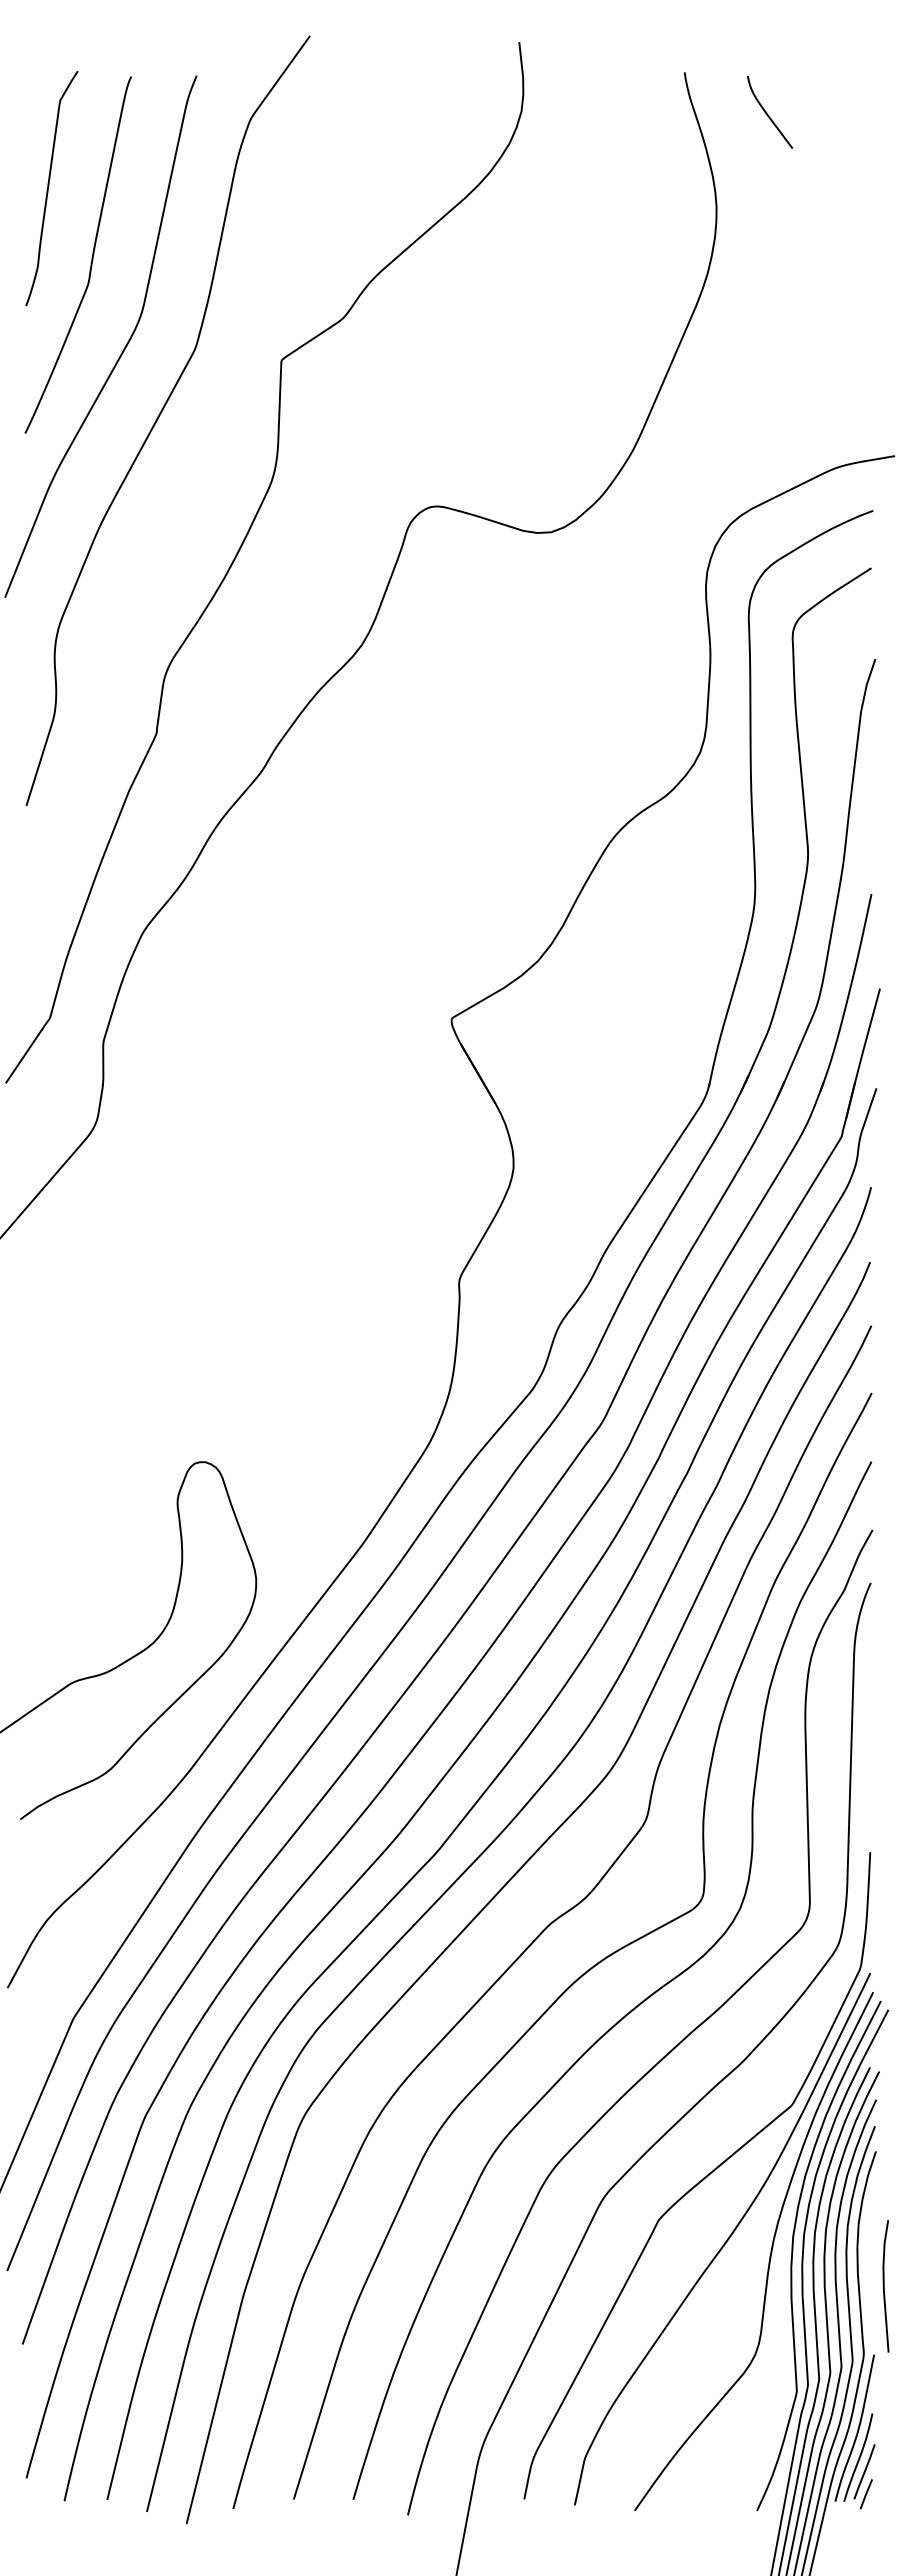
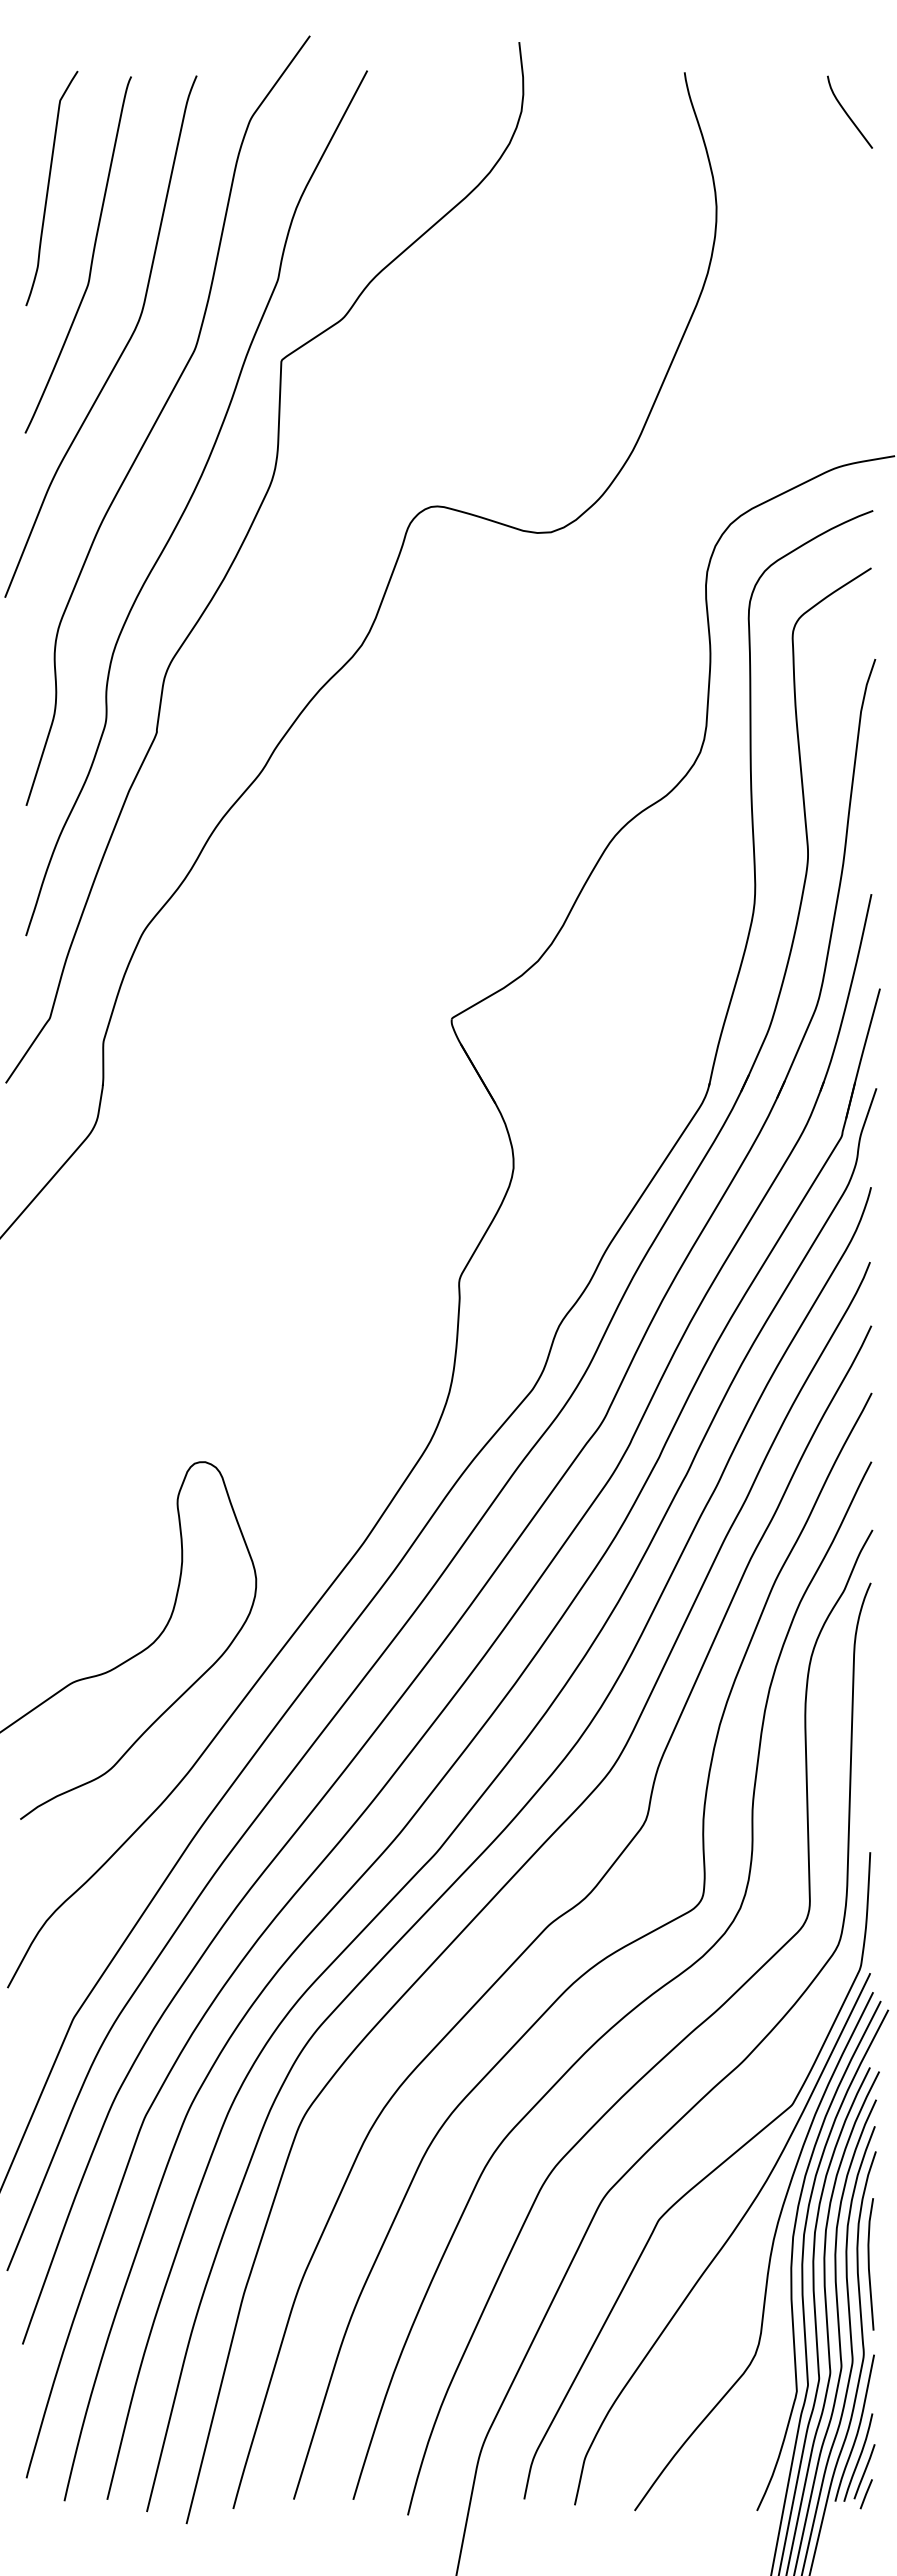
curve position: (767, 113) -> (847, 113) (847, 113)
curve: none -> present (190, 501)
line position: (884, 2286) -> (869, 2264) (869, 2264)
